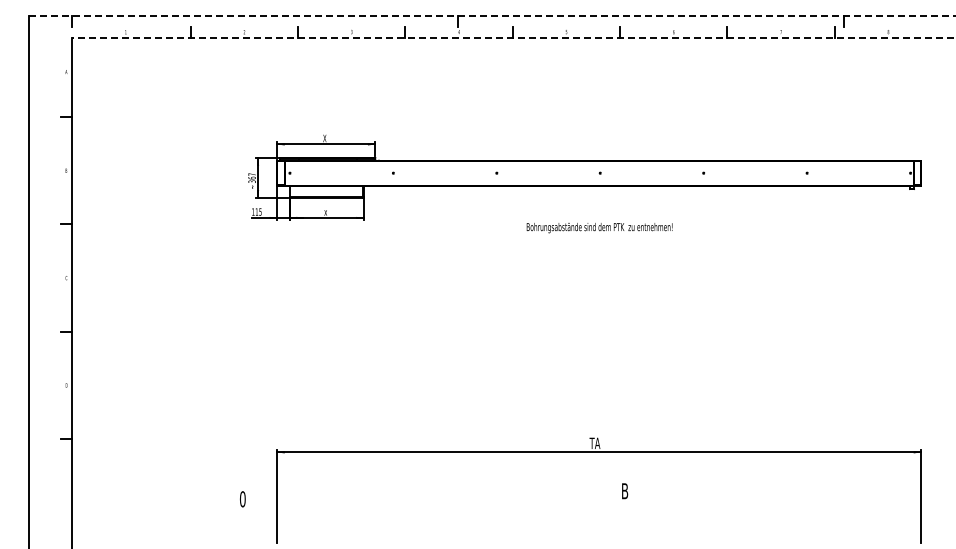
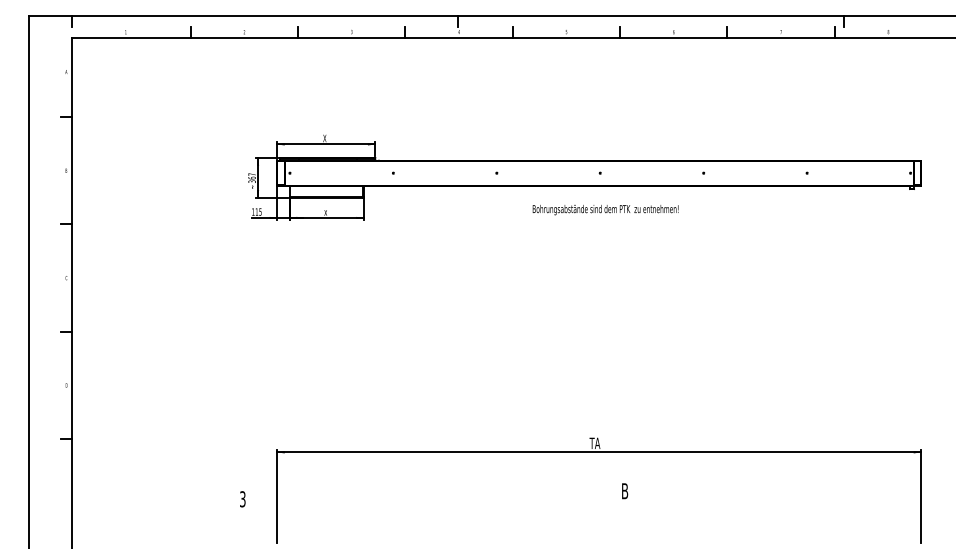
line: dashed -> solid (492, 16)
line: dashed -> solid (513, 37)
text position: (599, 228) -> (605, 210) (605, 210)
text: 0 -> 3 (242, 499)
